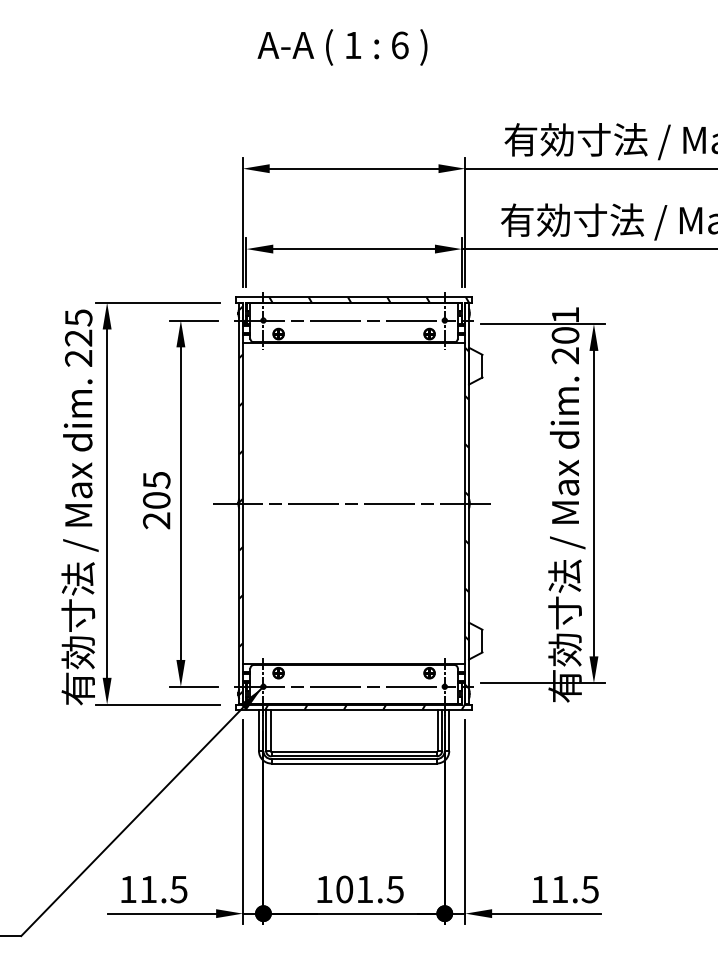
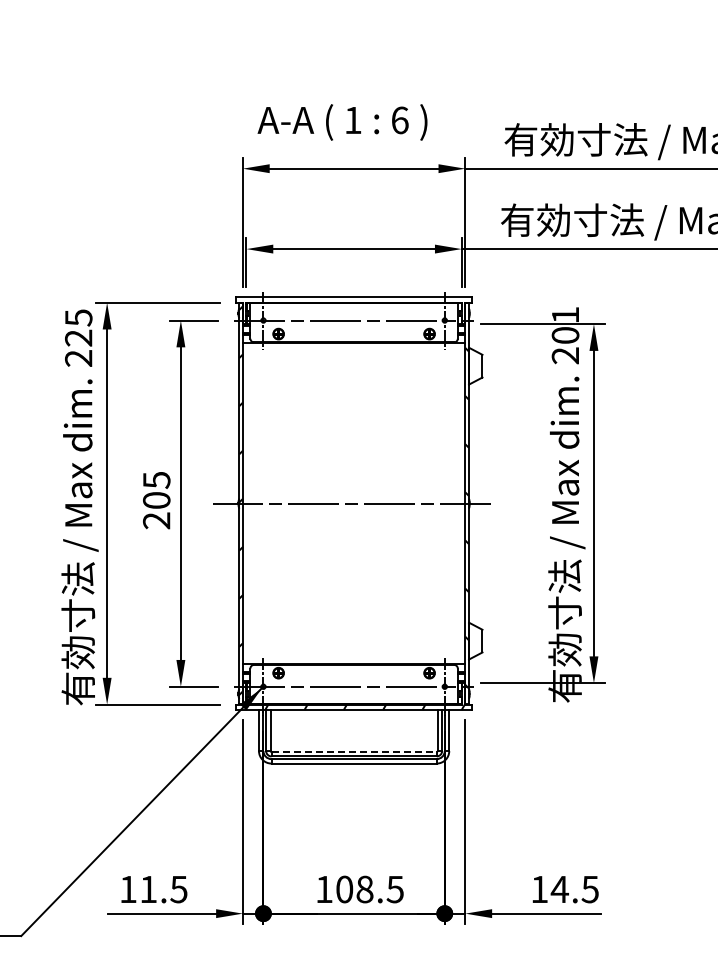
text position: (342, 47) -> (342, 122) (342, 122)
hatch: present -> none (355, 310)
line: solid -> dashed (354, 751)
text: 101.5 -> 108.5 (364, 889)
text: 11.5 -> 14.5 (559, 889)
